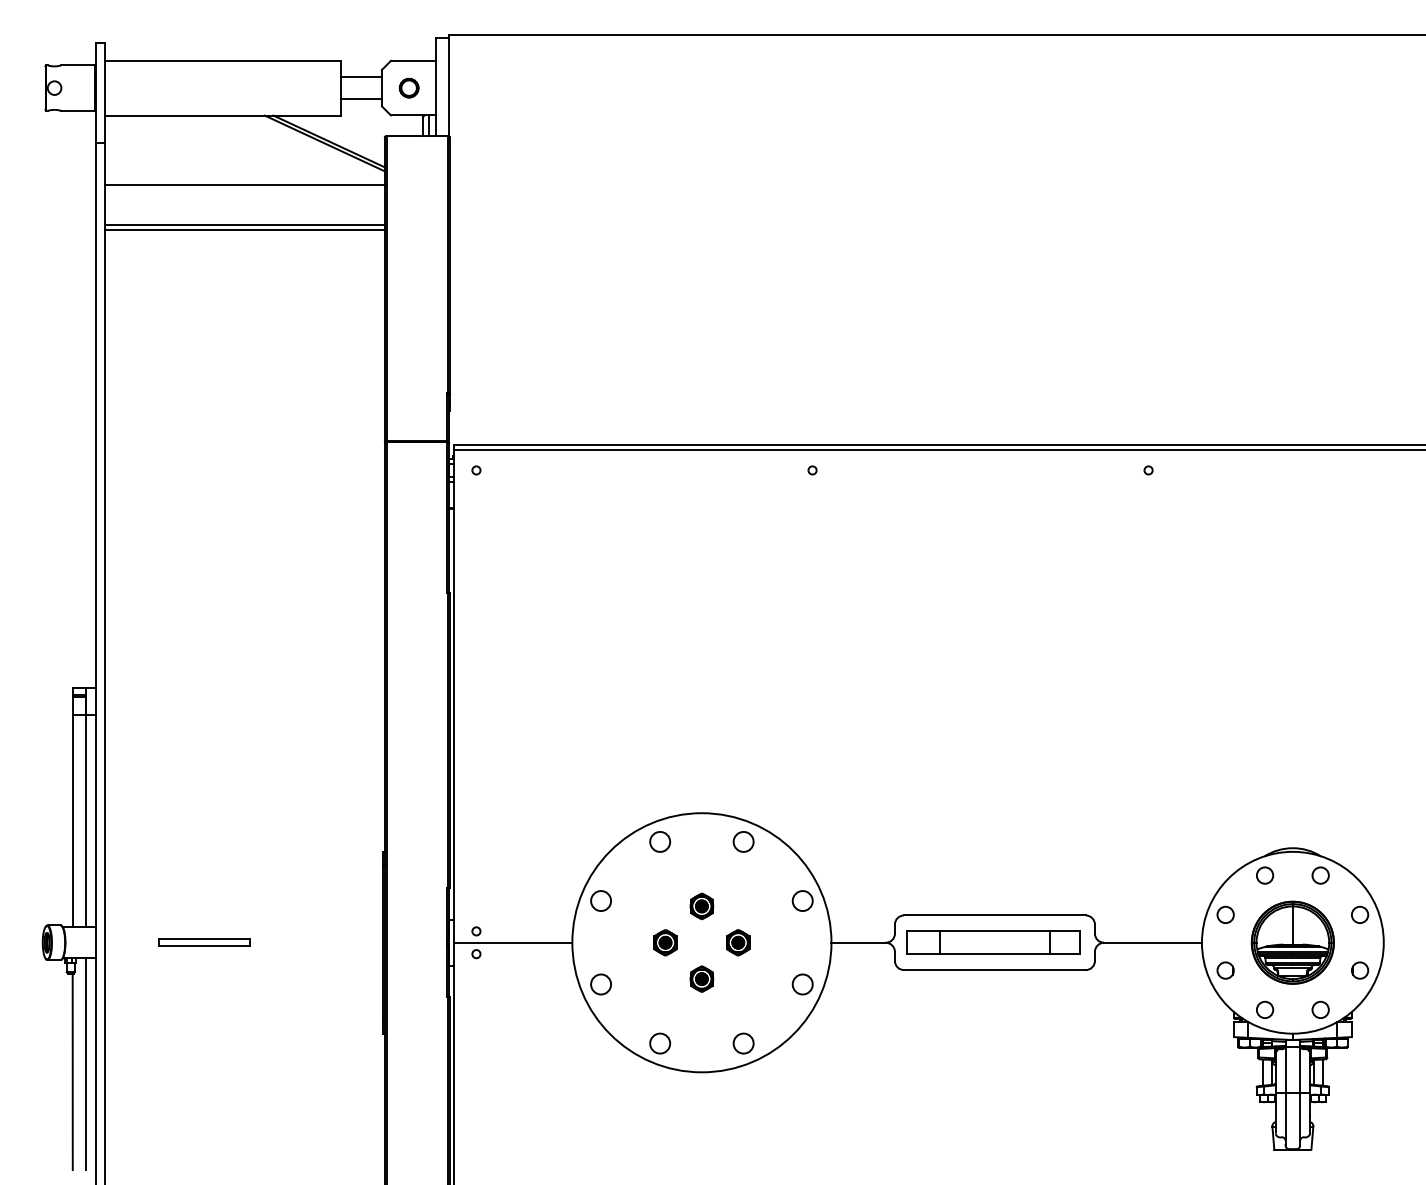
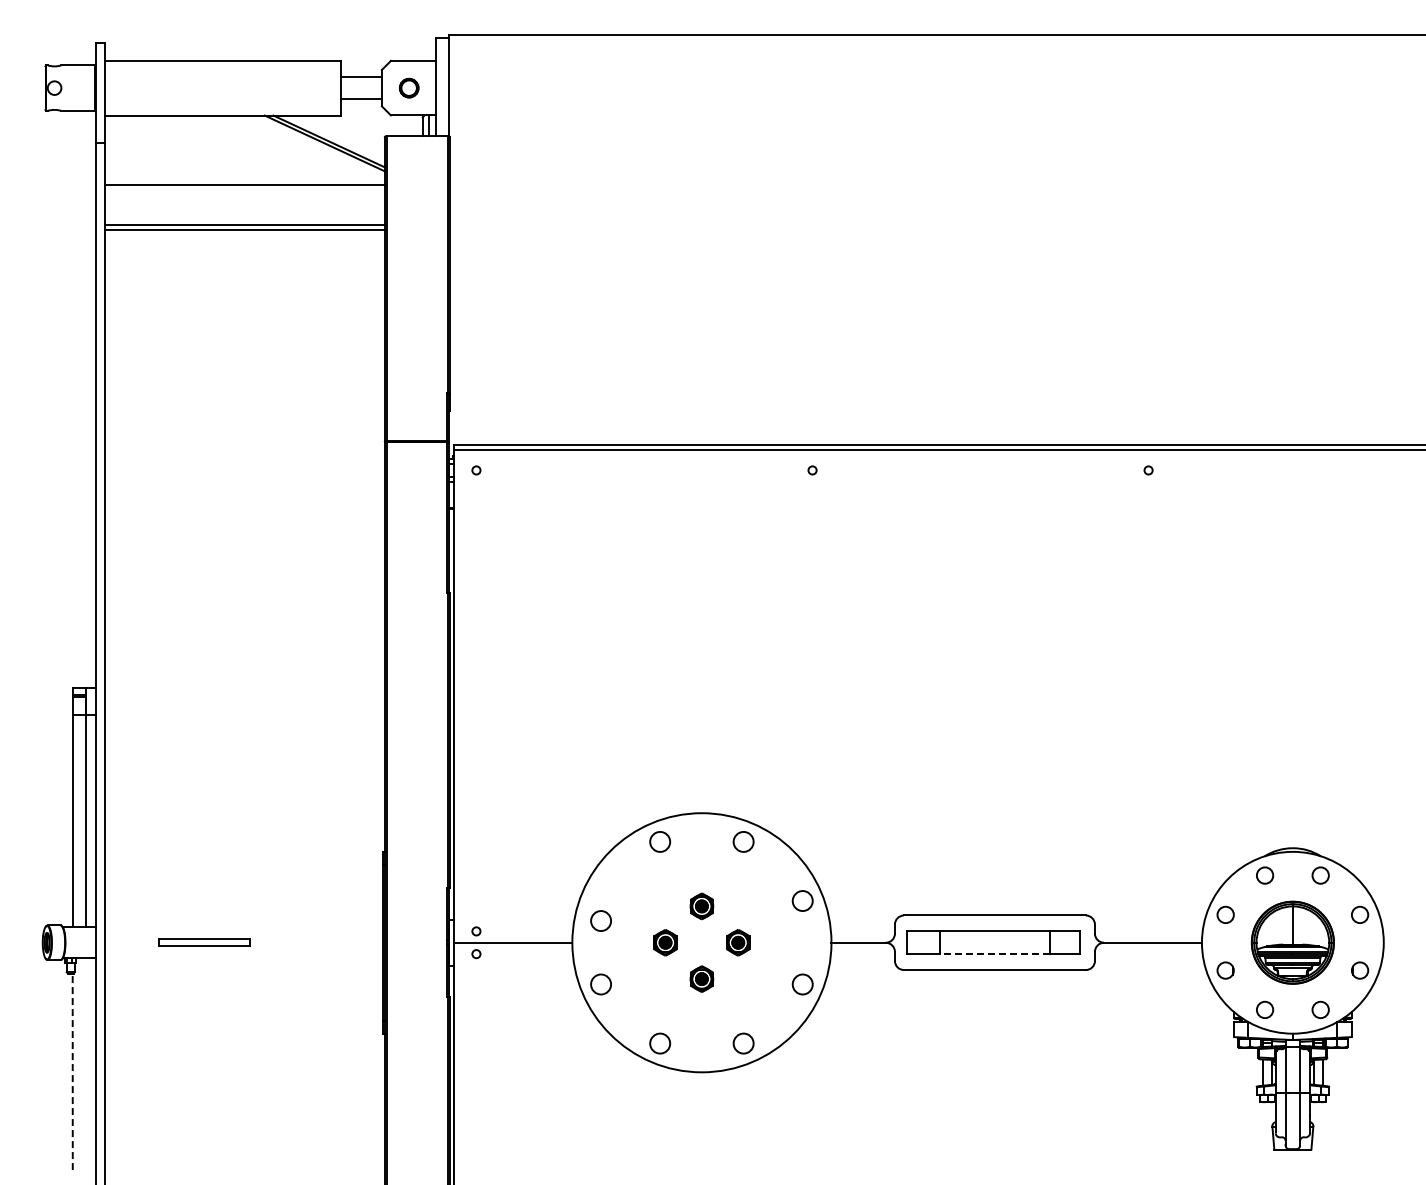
circle position: (600, 900) -> (600, 920) (600, 920)
line: solid -> dashed (994, 954)
line: present -> none (86, 1064)
line: solid -> dashed (72, 1071)
